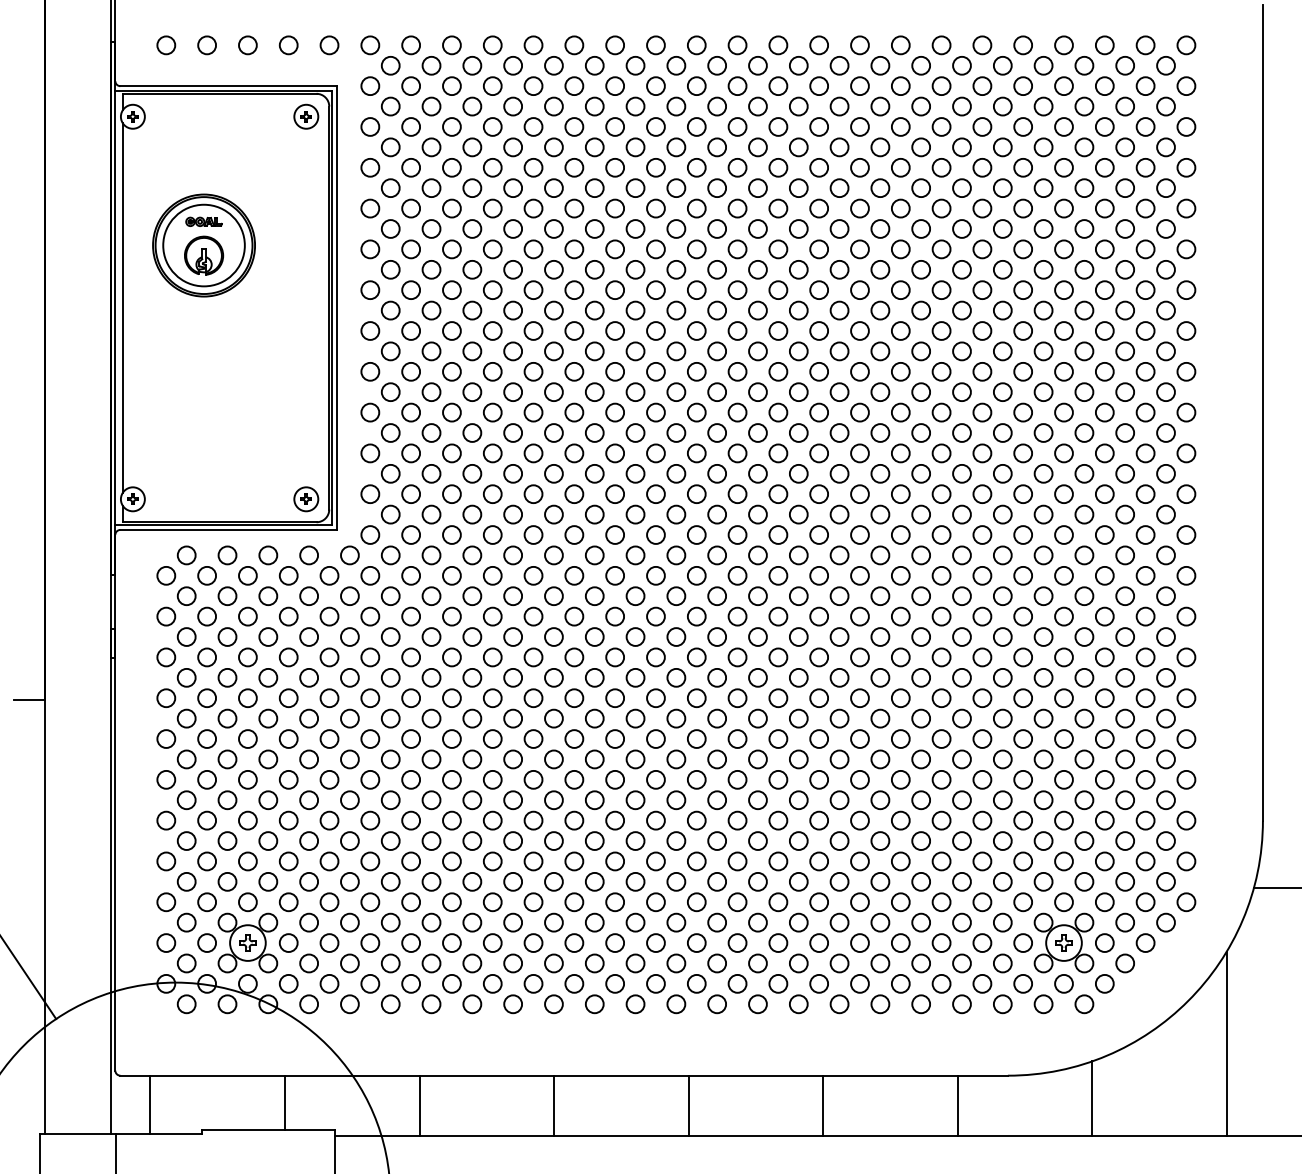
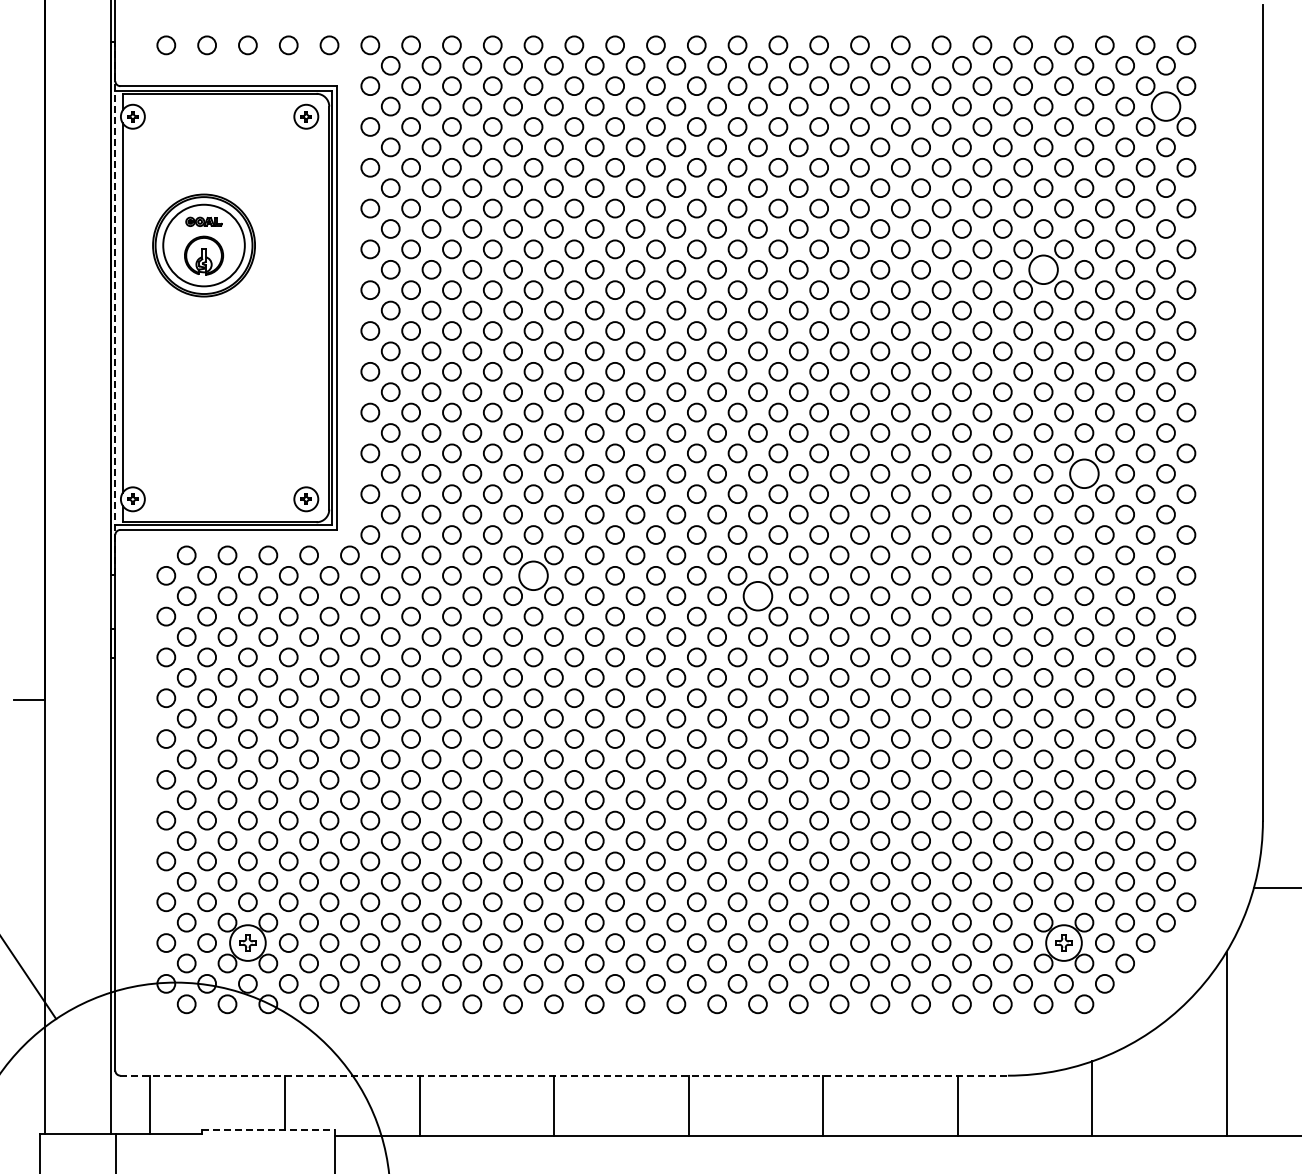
circle diameter: 18 px -> 29 px (1165, 106)
circle diameter: 18 px -> 29 px (1043, 269)
line: solid -> dashed (115, 308)
circle diameter: 18 px -> 29 px (1084, 473)
circle diameter: 18 px -> 29 px (533, 575)
circle diameter: 18 px -> 29 px (757, 595)
line: solid -> dashed (564, 1075)
line: solid -> dashed (268, 1130)
